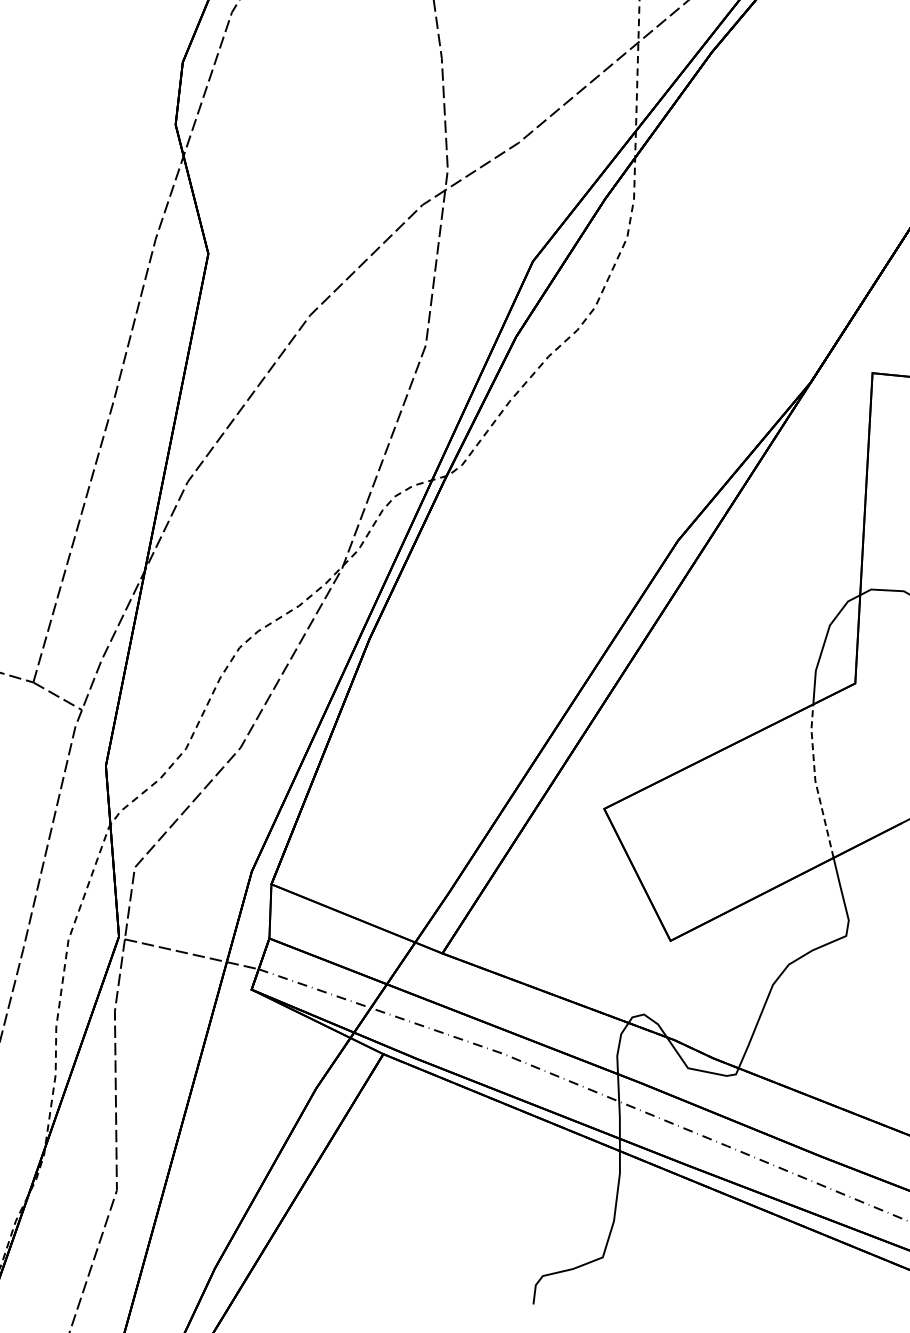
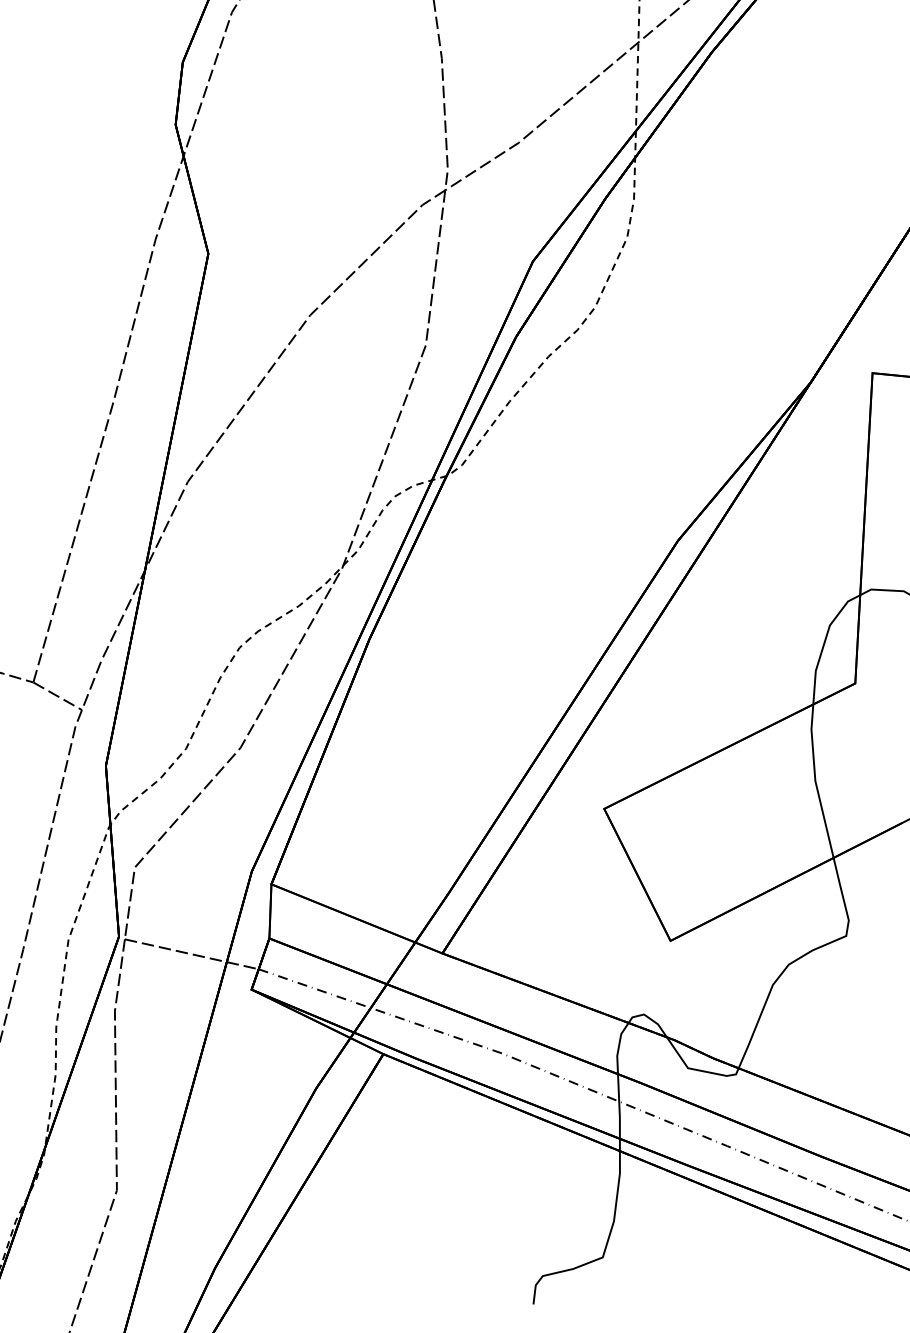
line: dashed -> solid (815, 781)
